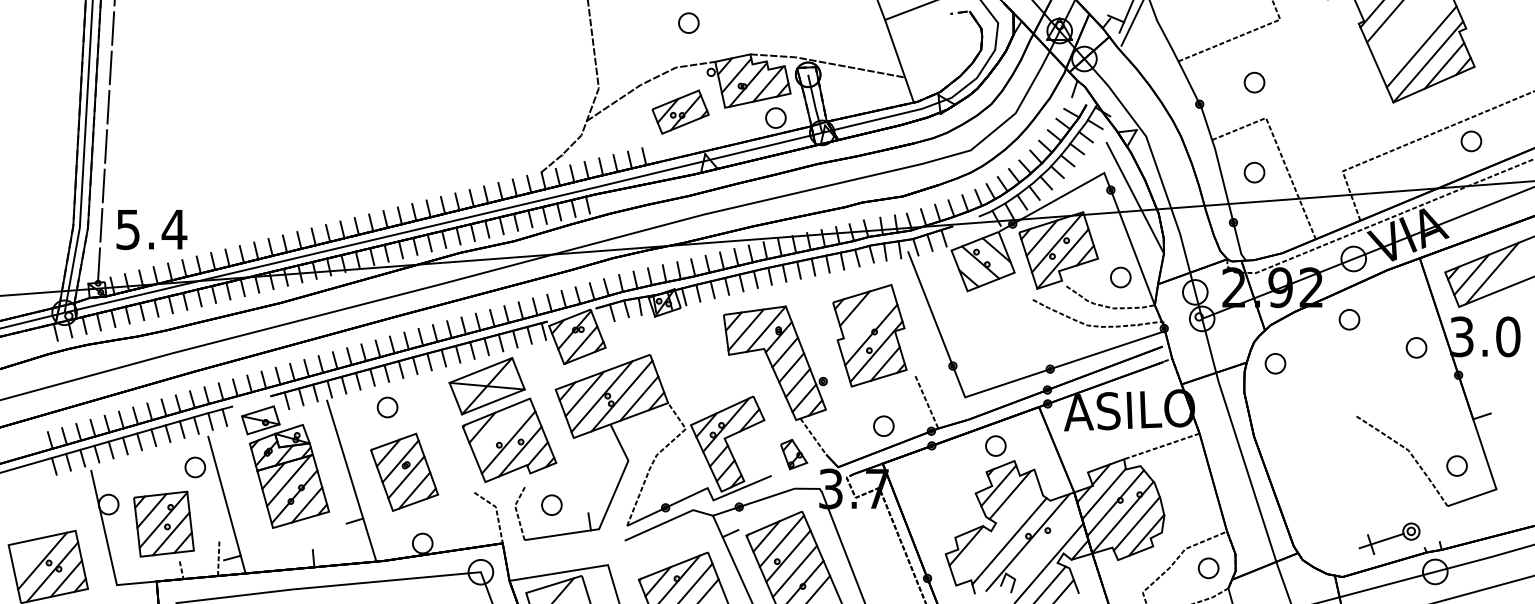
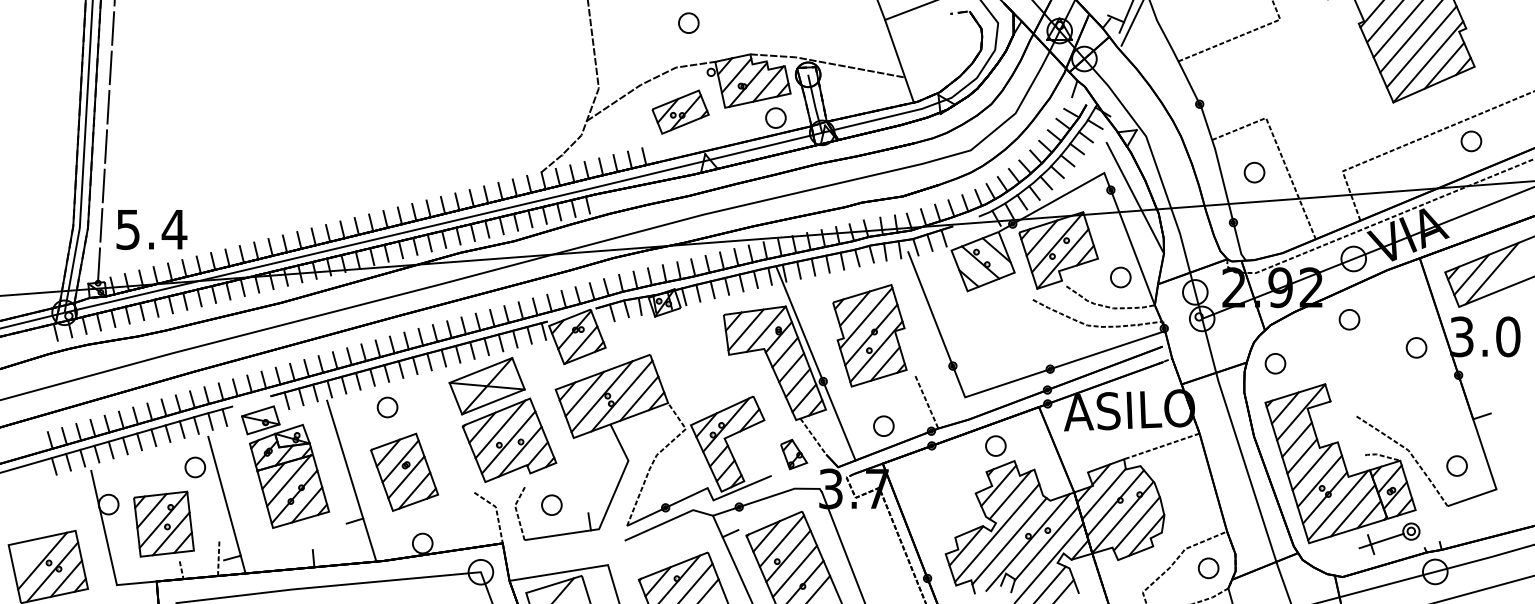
line: none -> present (1397, 29)
line: none -> present (1410, 37)
part: present -> none (1254, 82)
line: none -> present (866, 317)
line: none -> present (815, 363)
line: none -> present (500, 429)
part: none -> present (1340, 463)
line: none -> present (997, 533)
line: none -> present (1046, 543)
